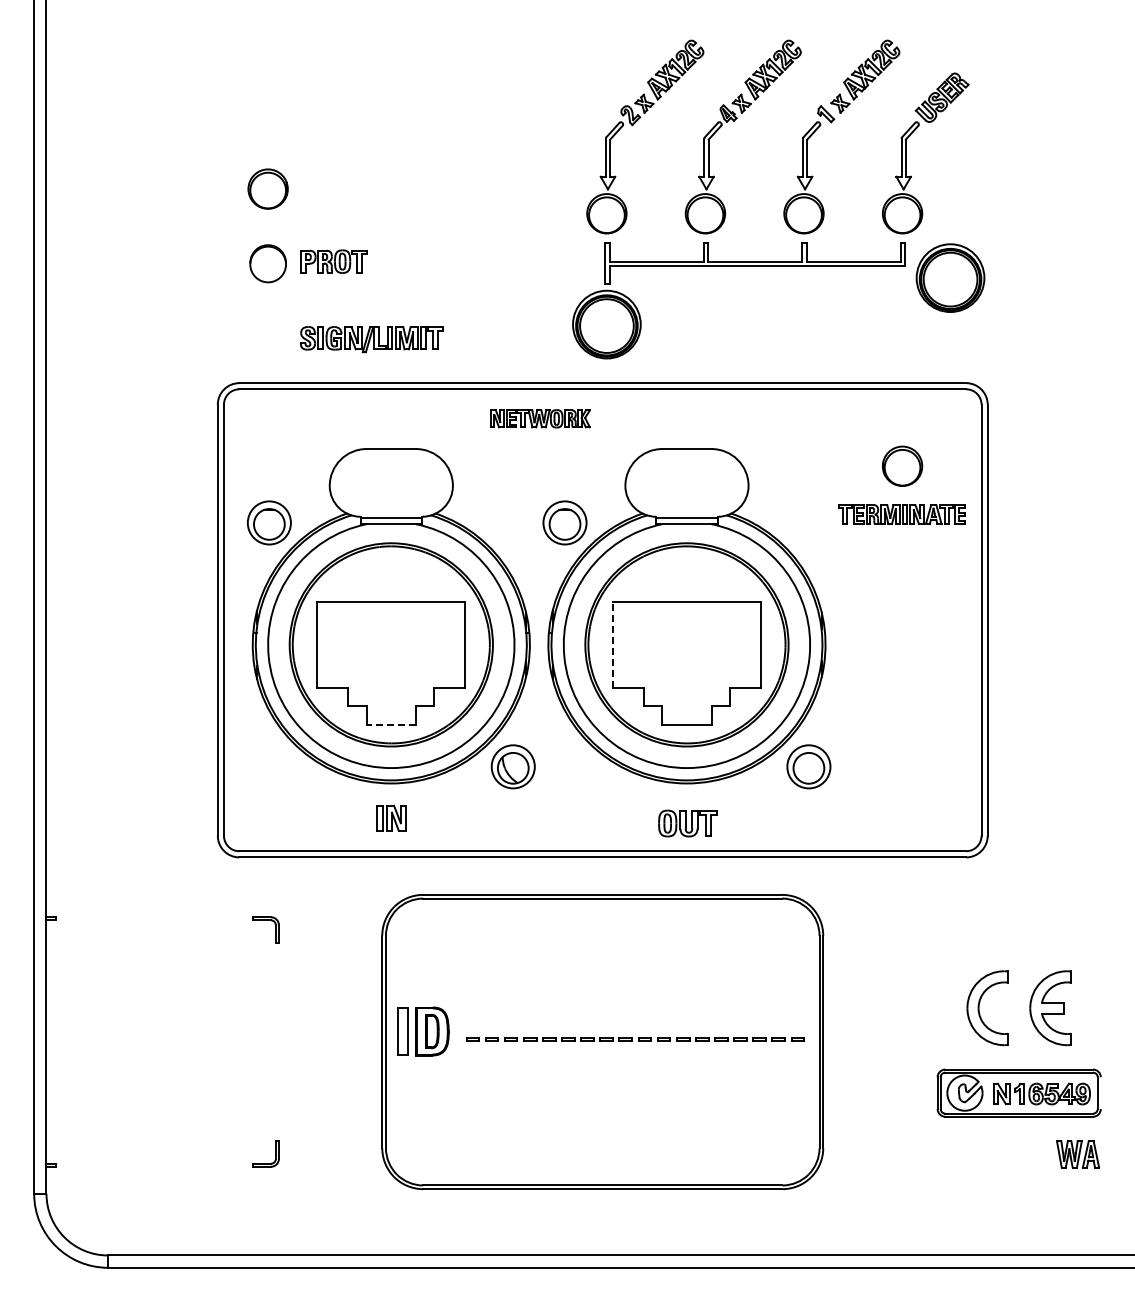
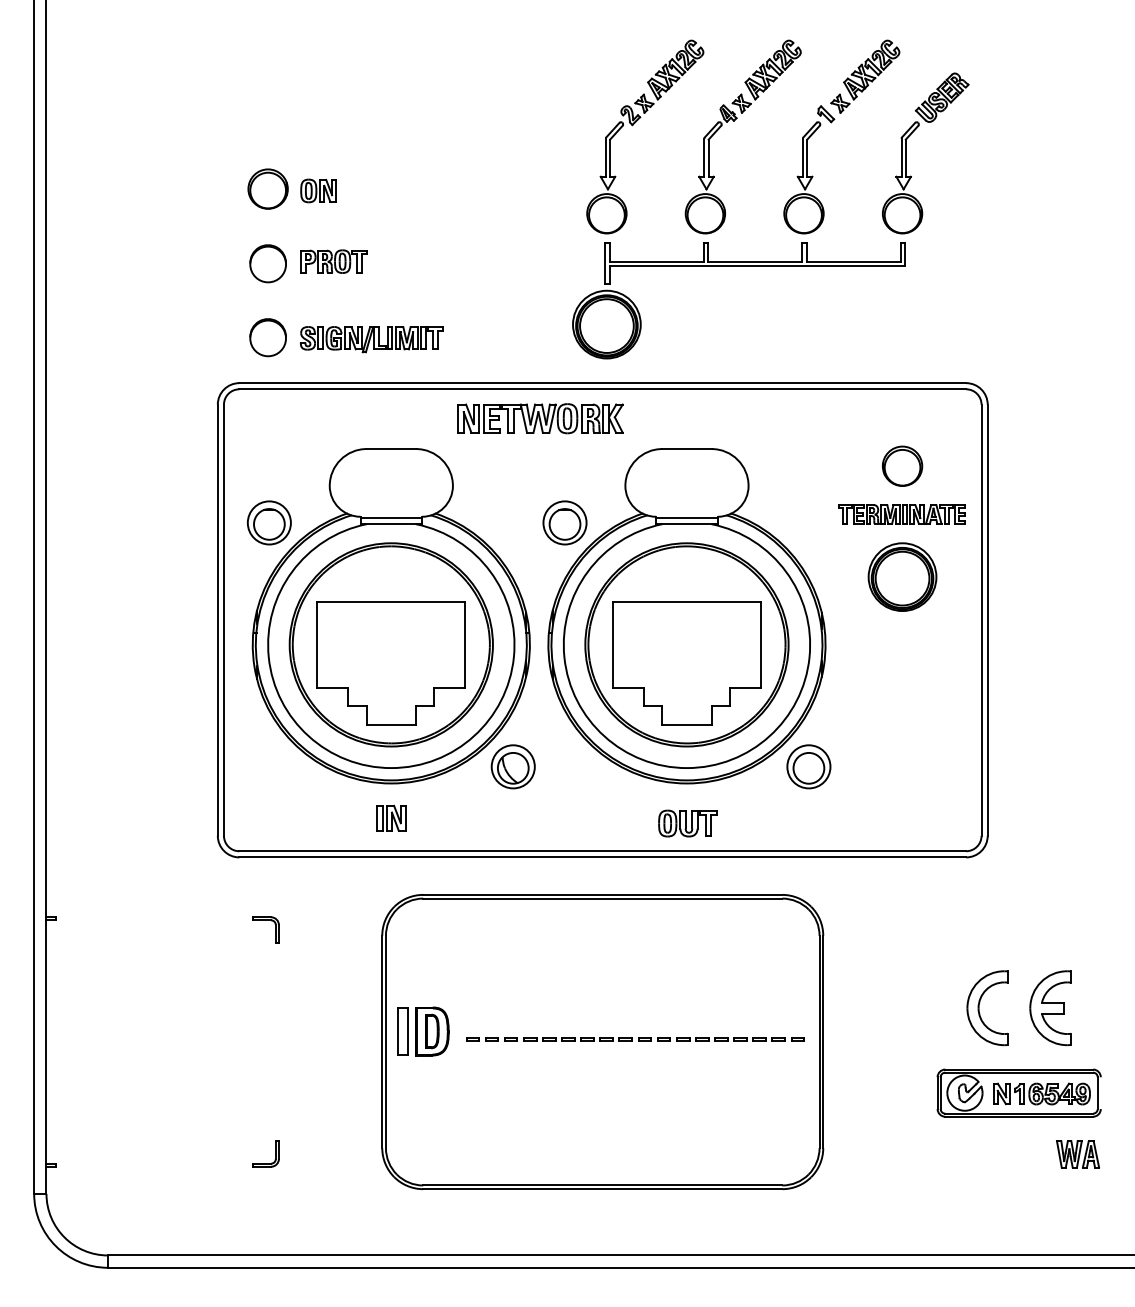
part: none -> present (318, 190)
part position: (950, 277) -> (902, 576) (902, 576)
part: none -> present (267, 337)
part size: 101x20 px -> 167x32 px (540, 418)
line: dashed -> solid (613, 644)
line: dashed -> solid (391, 724)
